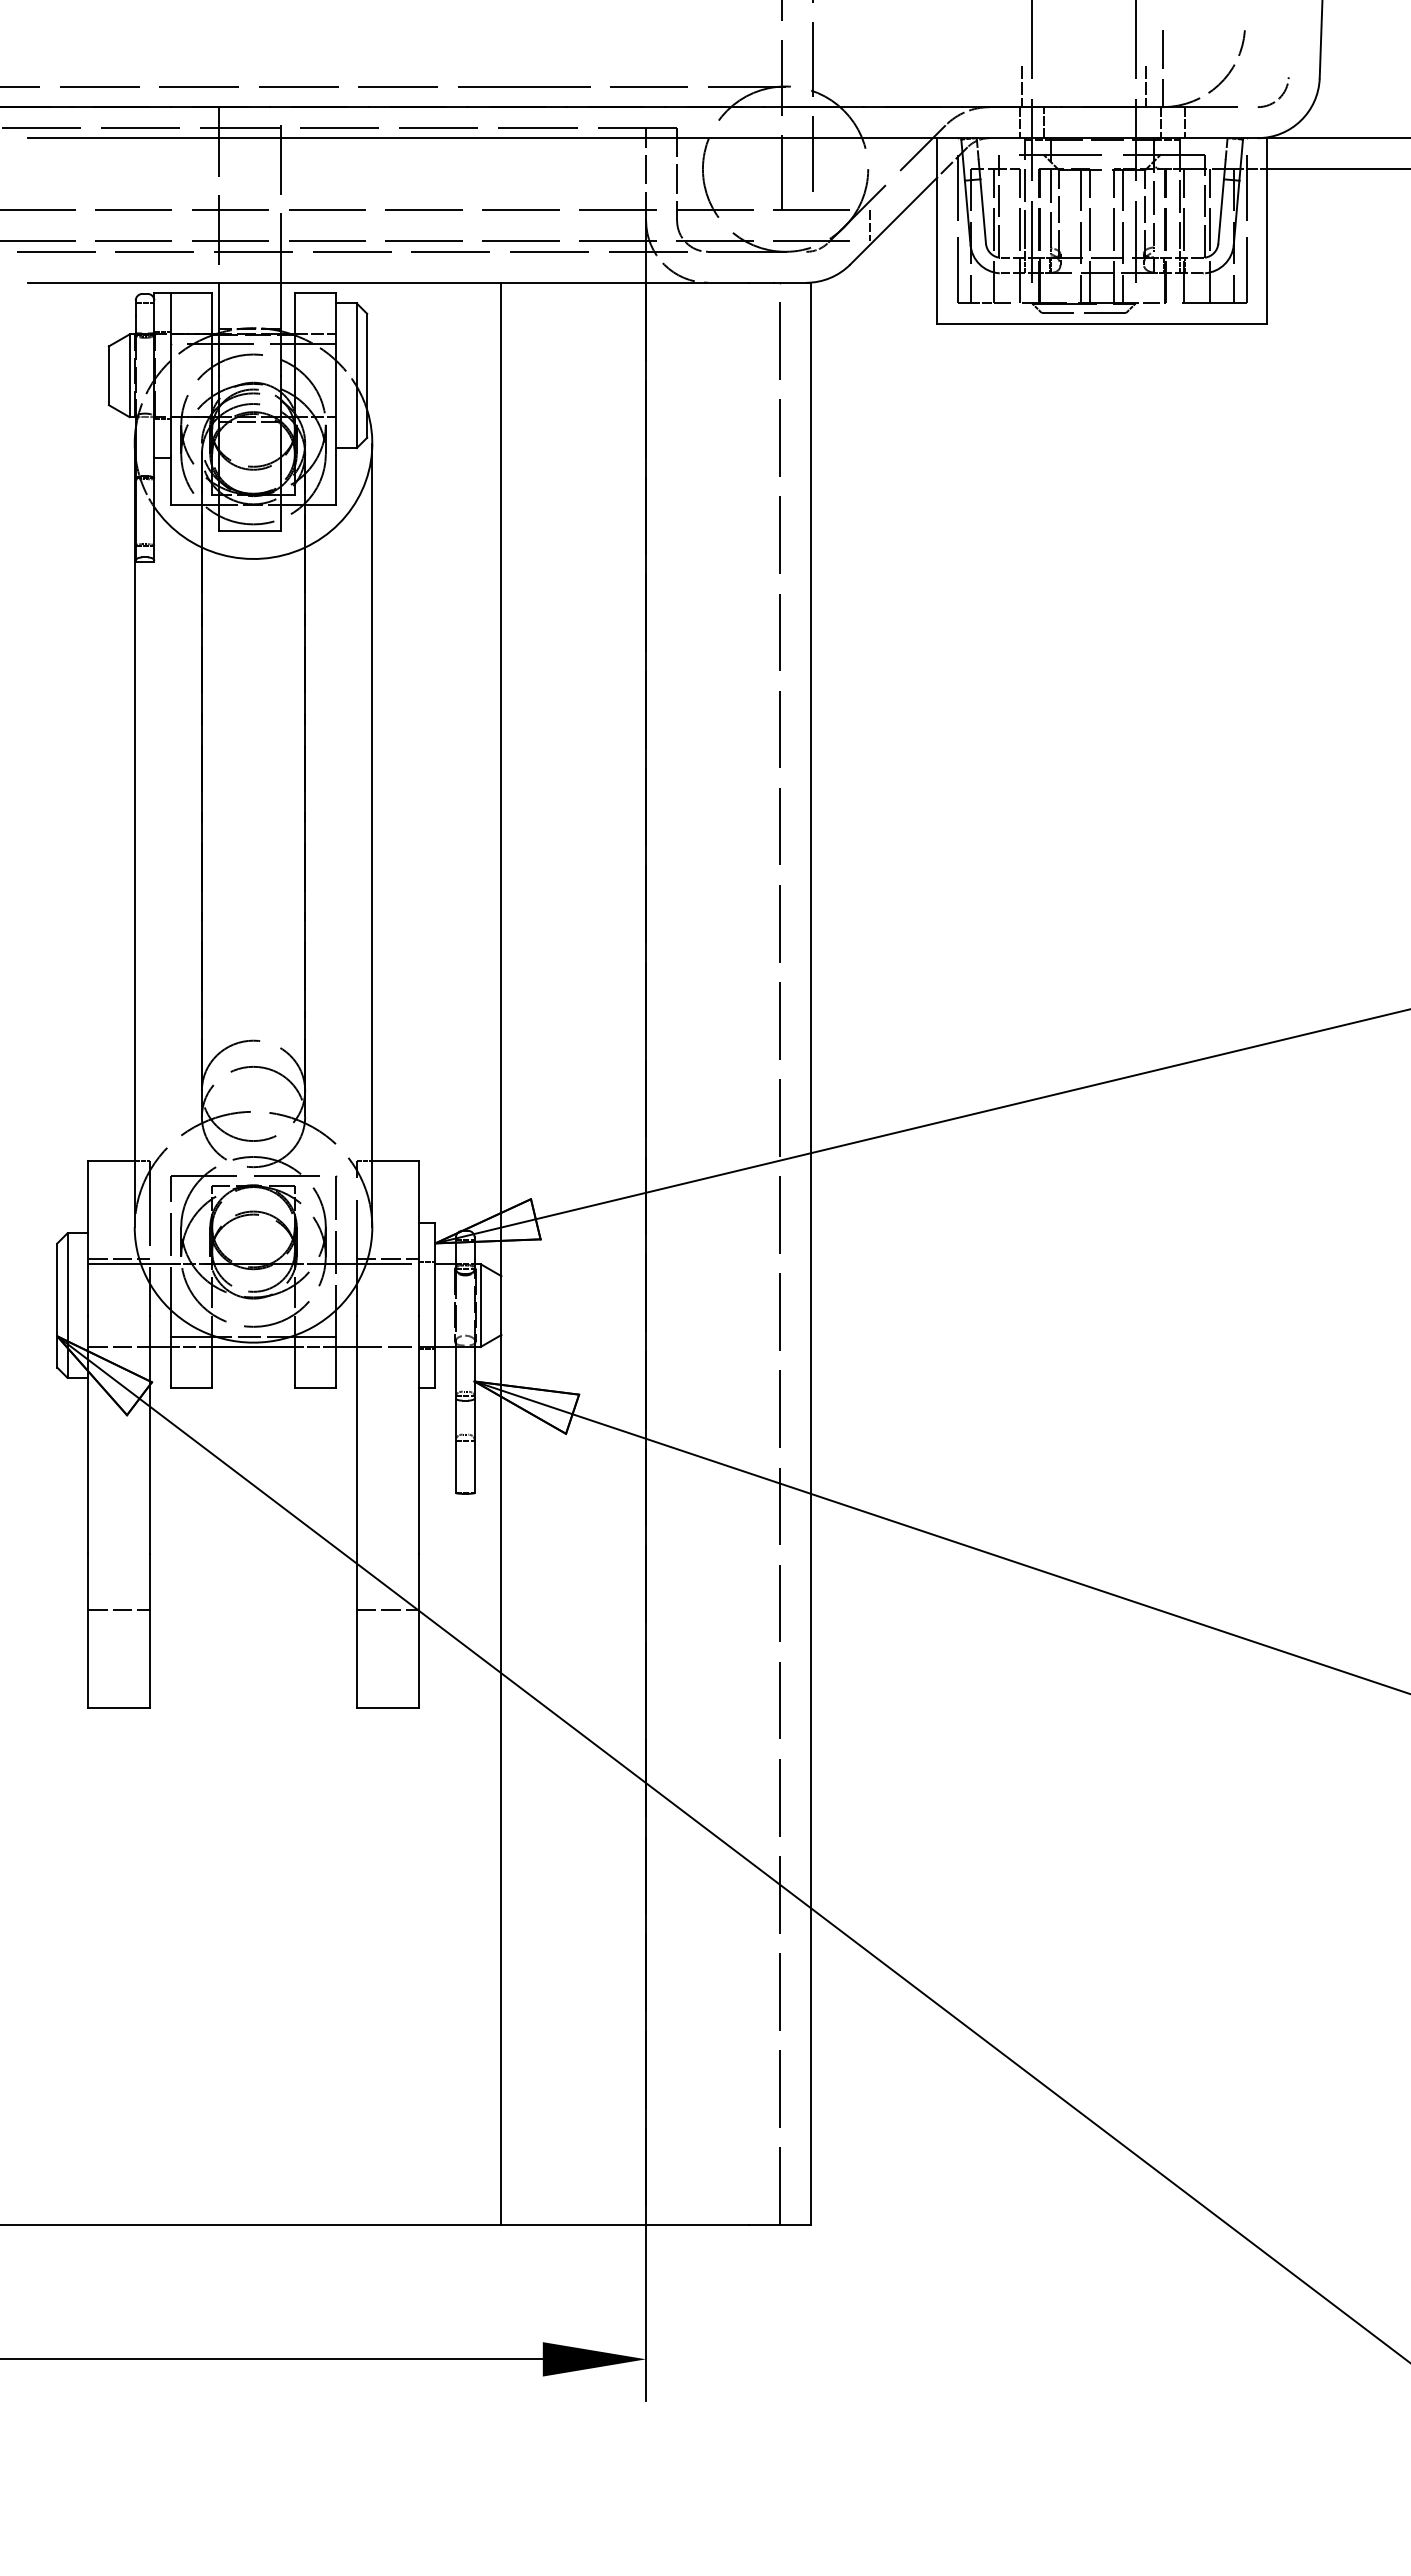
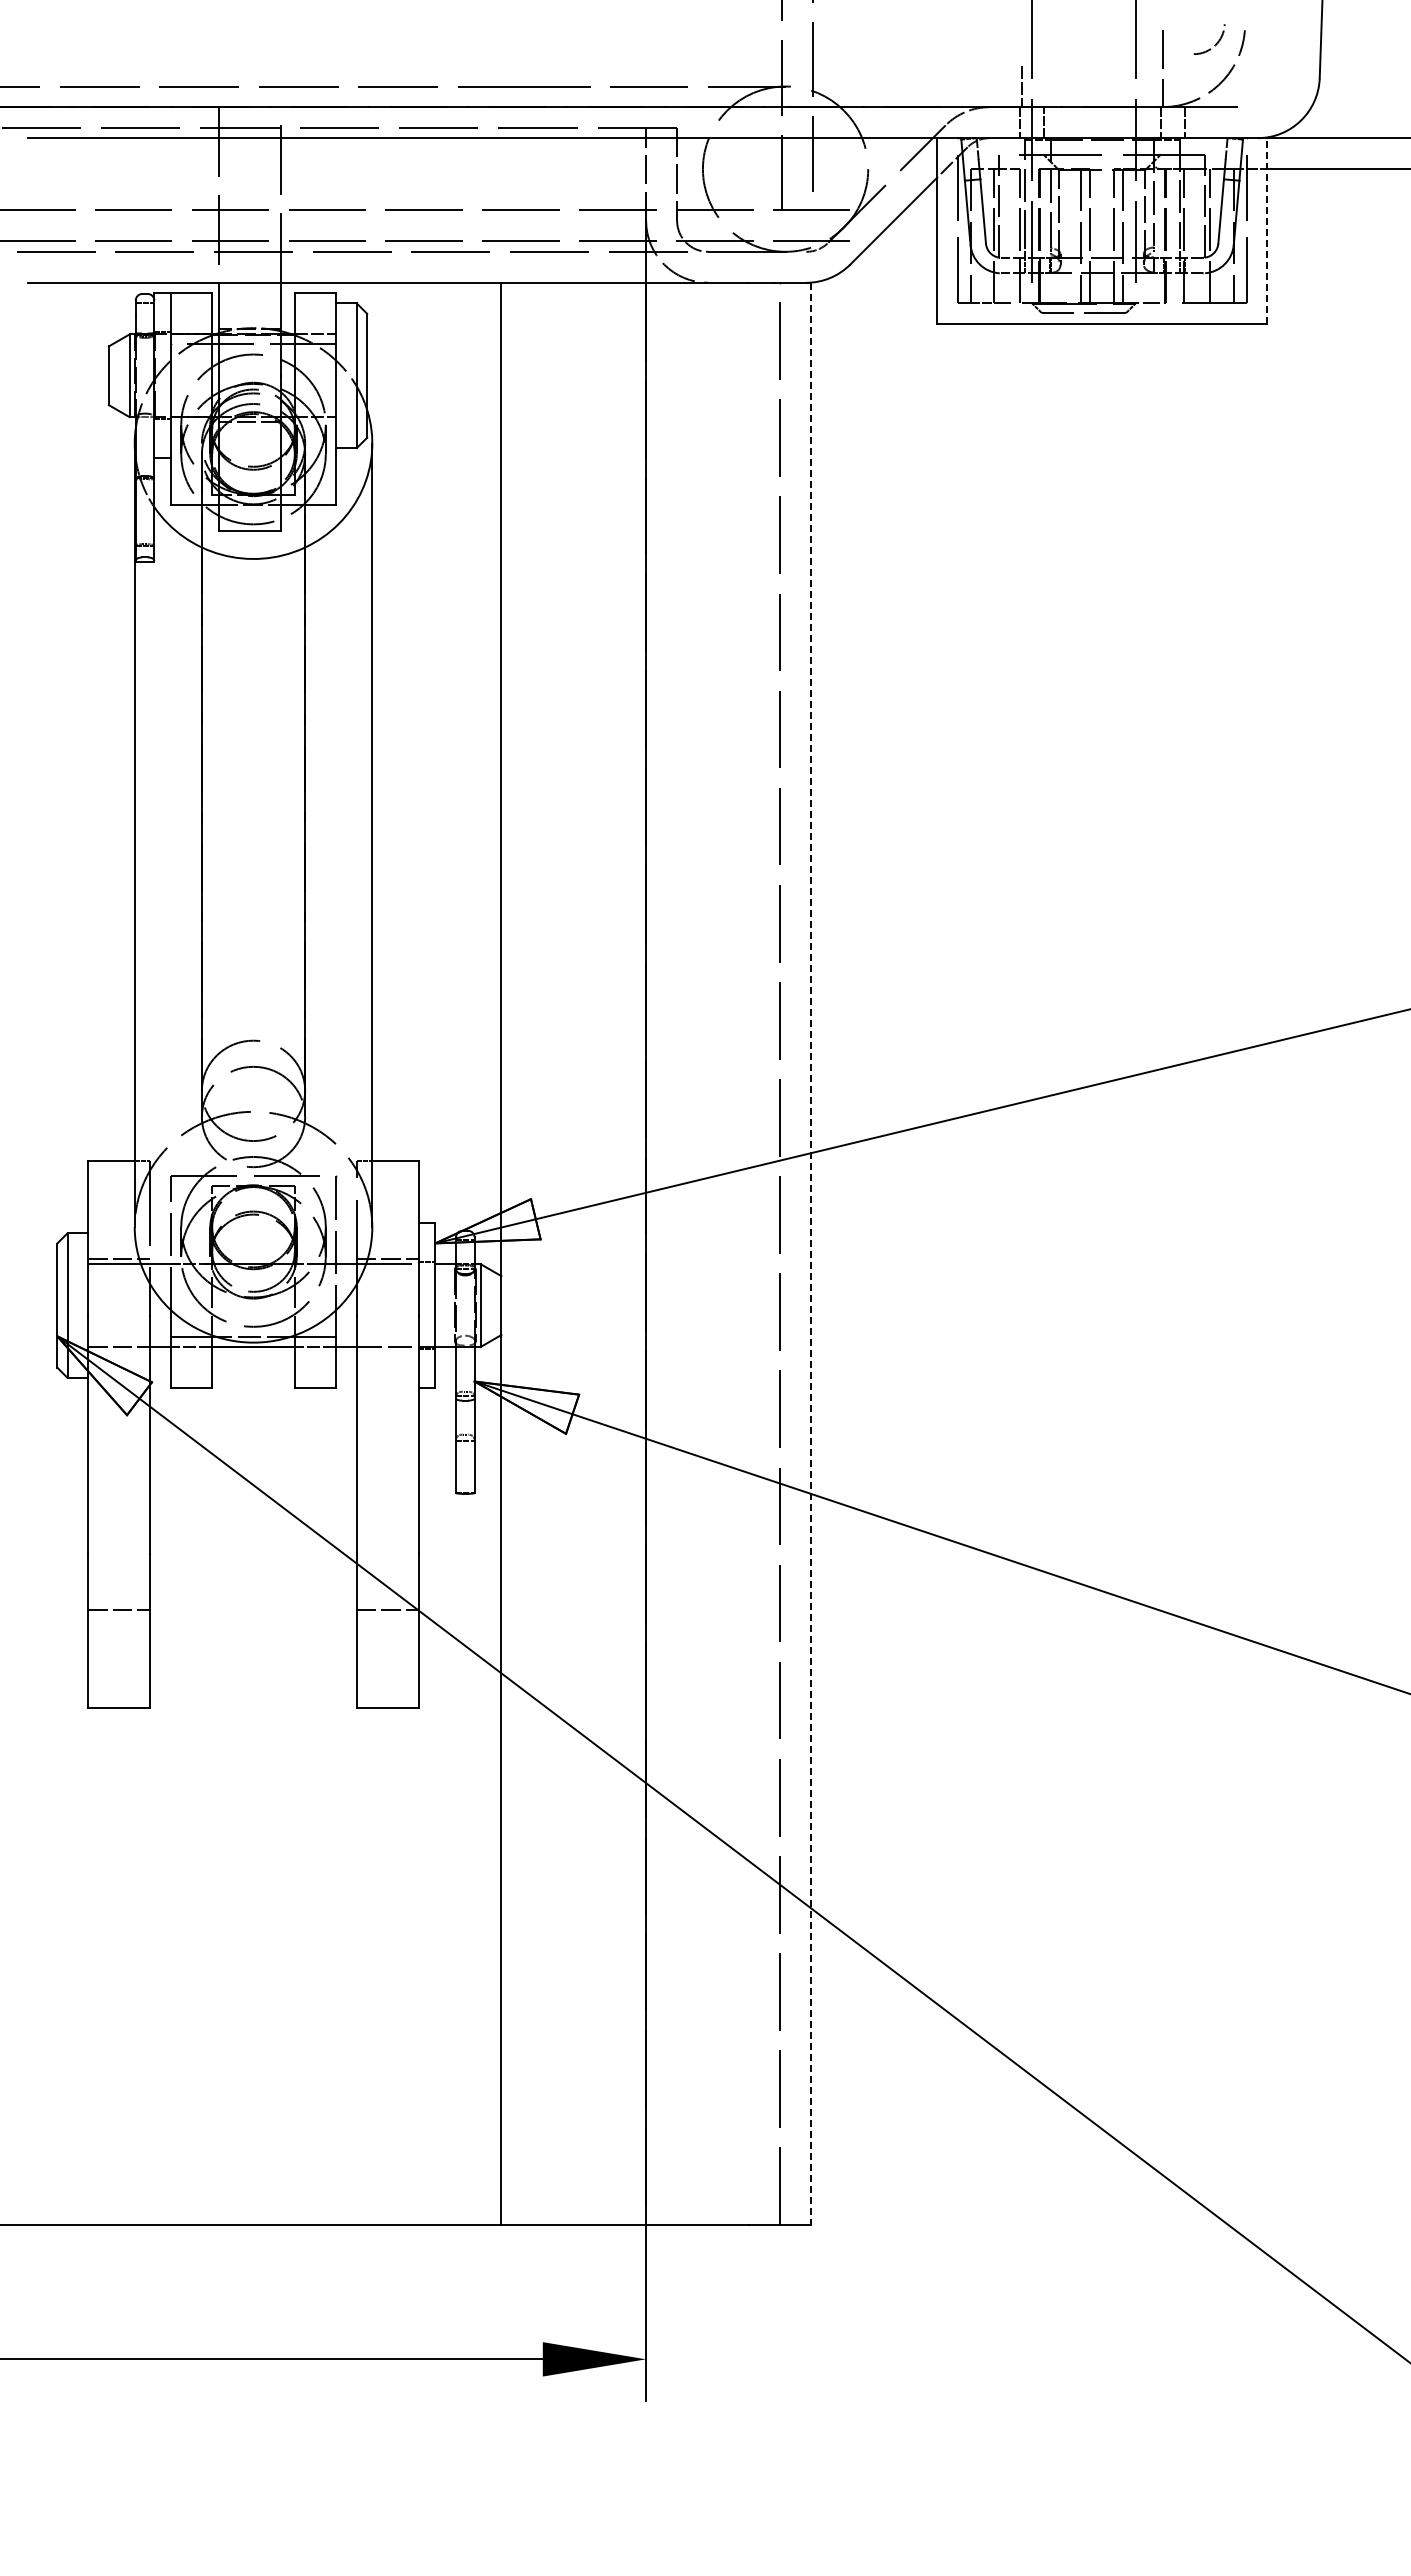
line: present -> none (1145, 86)
arc position: (1278, 97) -> (1214, 44) (1214, 44)
line: present -> none (869, 225)
line: solid -> dashed (1267, 231)
line: solid -> dashed (811, 1254)
